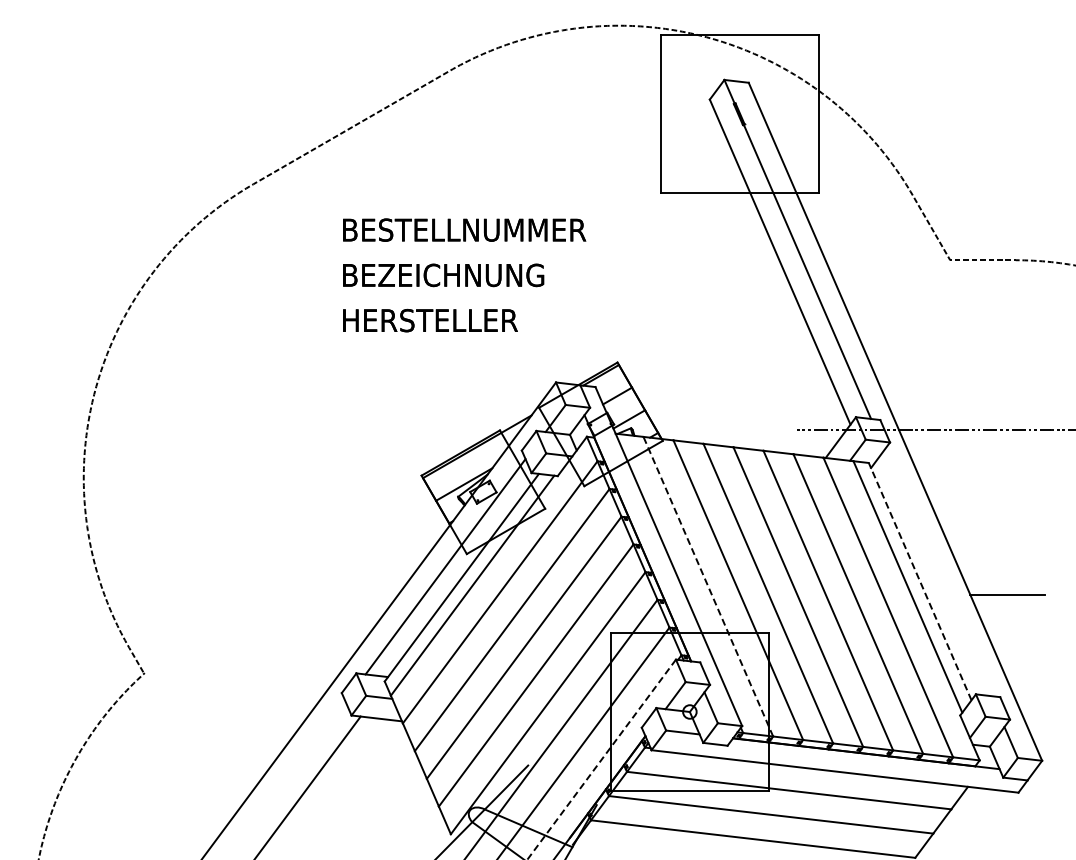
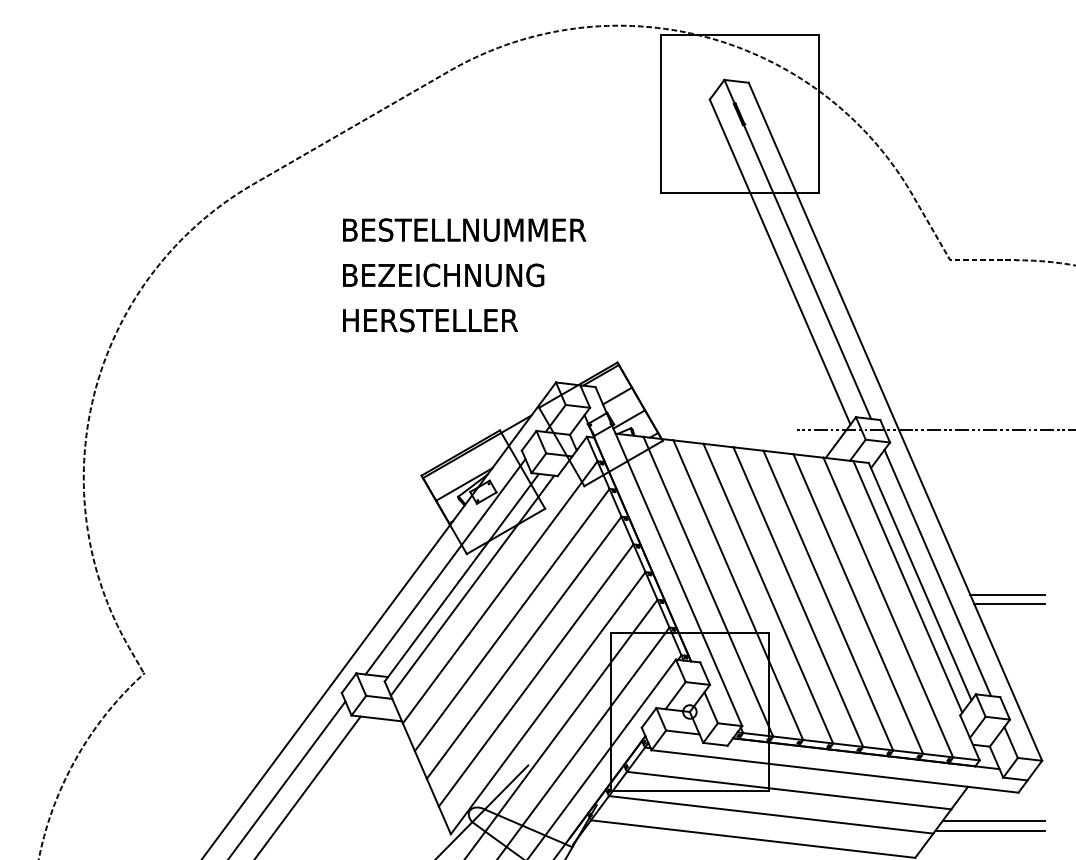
line: none -> present (937, 572)
line: dashed -> solid (919, 581)
line: dashed -> solid (708, 586)
line: none -> present (1009, 604)
line: dashed -> solid (601, 759)
line: none -> present (287, 778)
line: none -> present (993, 821)
line: none -> present (990, 830)
